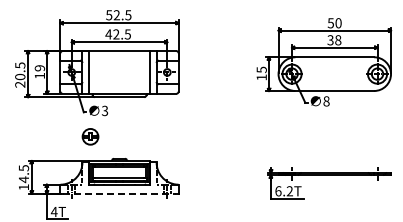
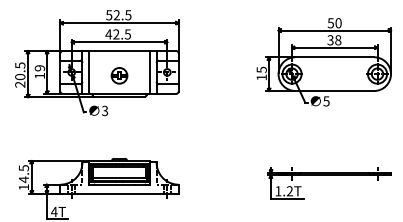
text: 8 -> 5 (326, 101)
part position: (90, 136) -> (119, 75) (119, 75)
text: 6.2T -> 1.2T (278, 191)
line: dashed -> solid (119, 193)
